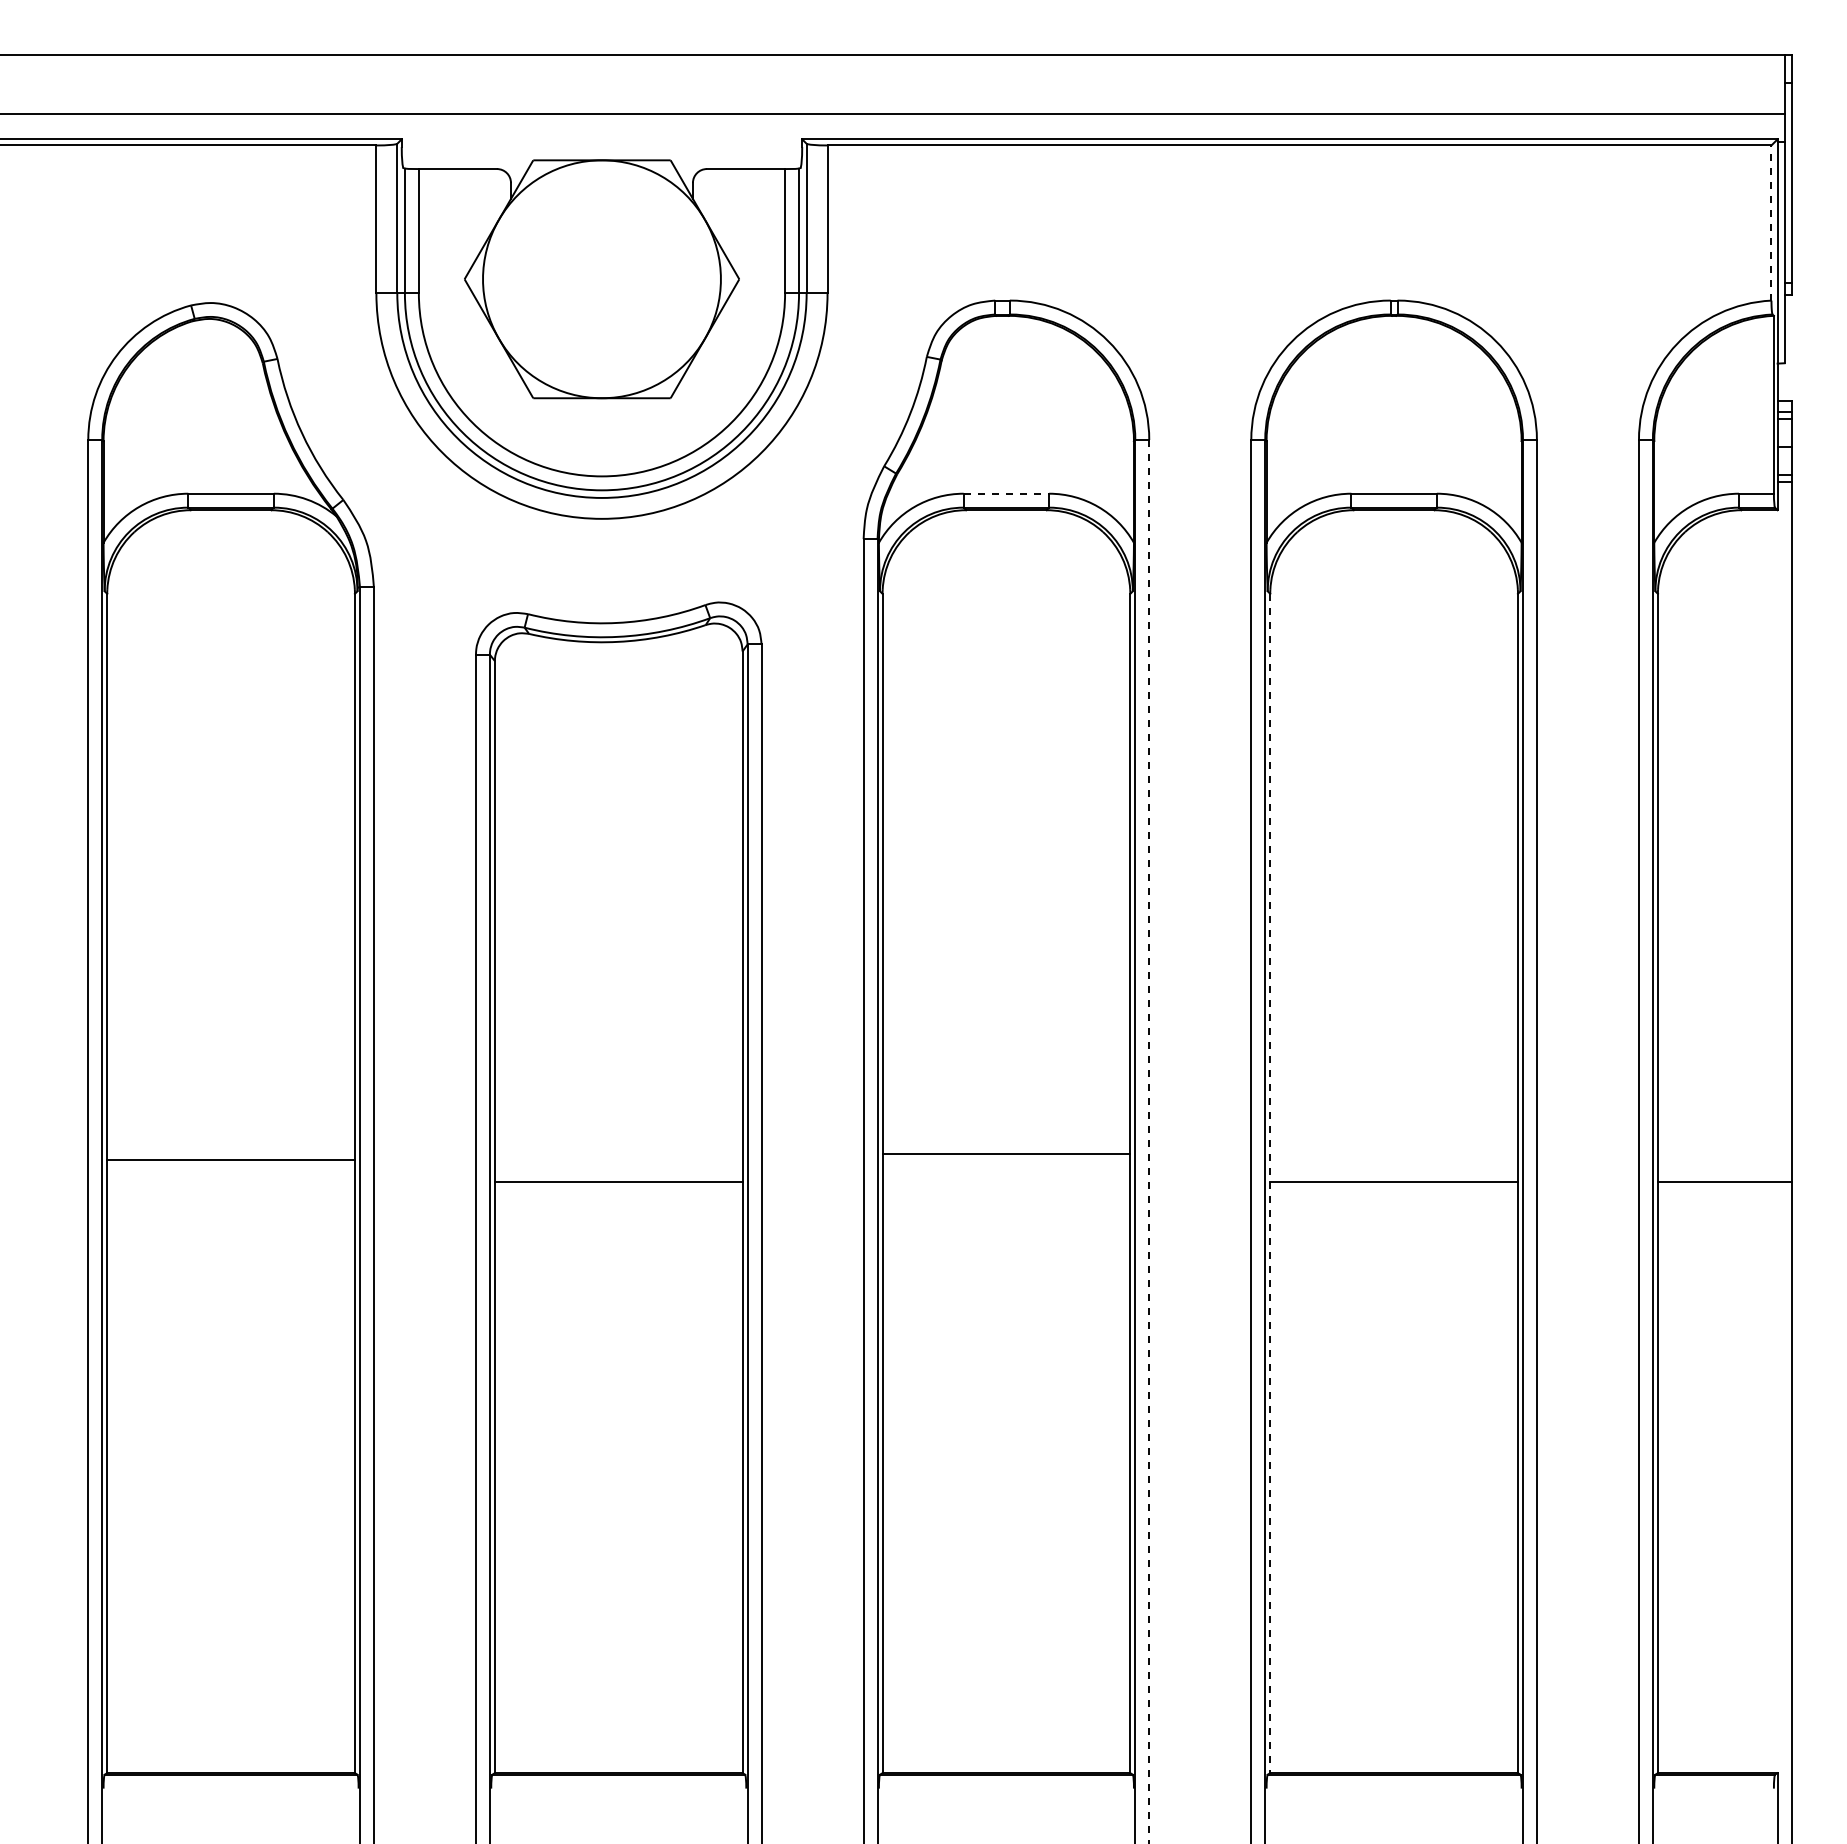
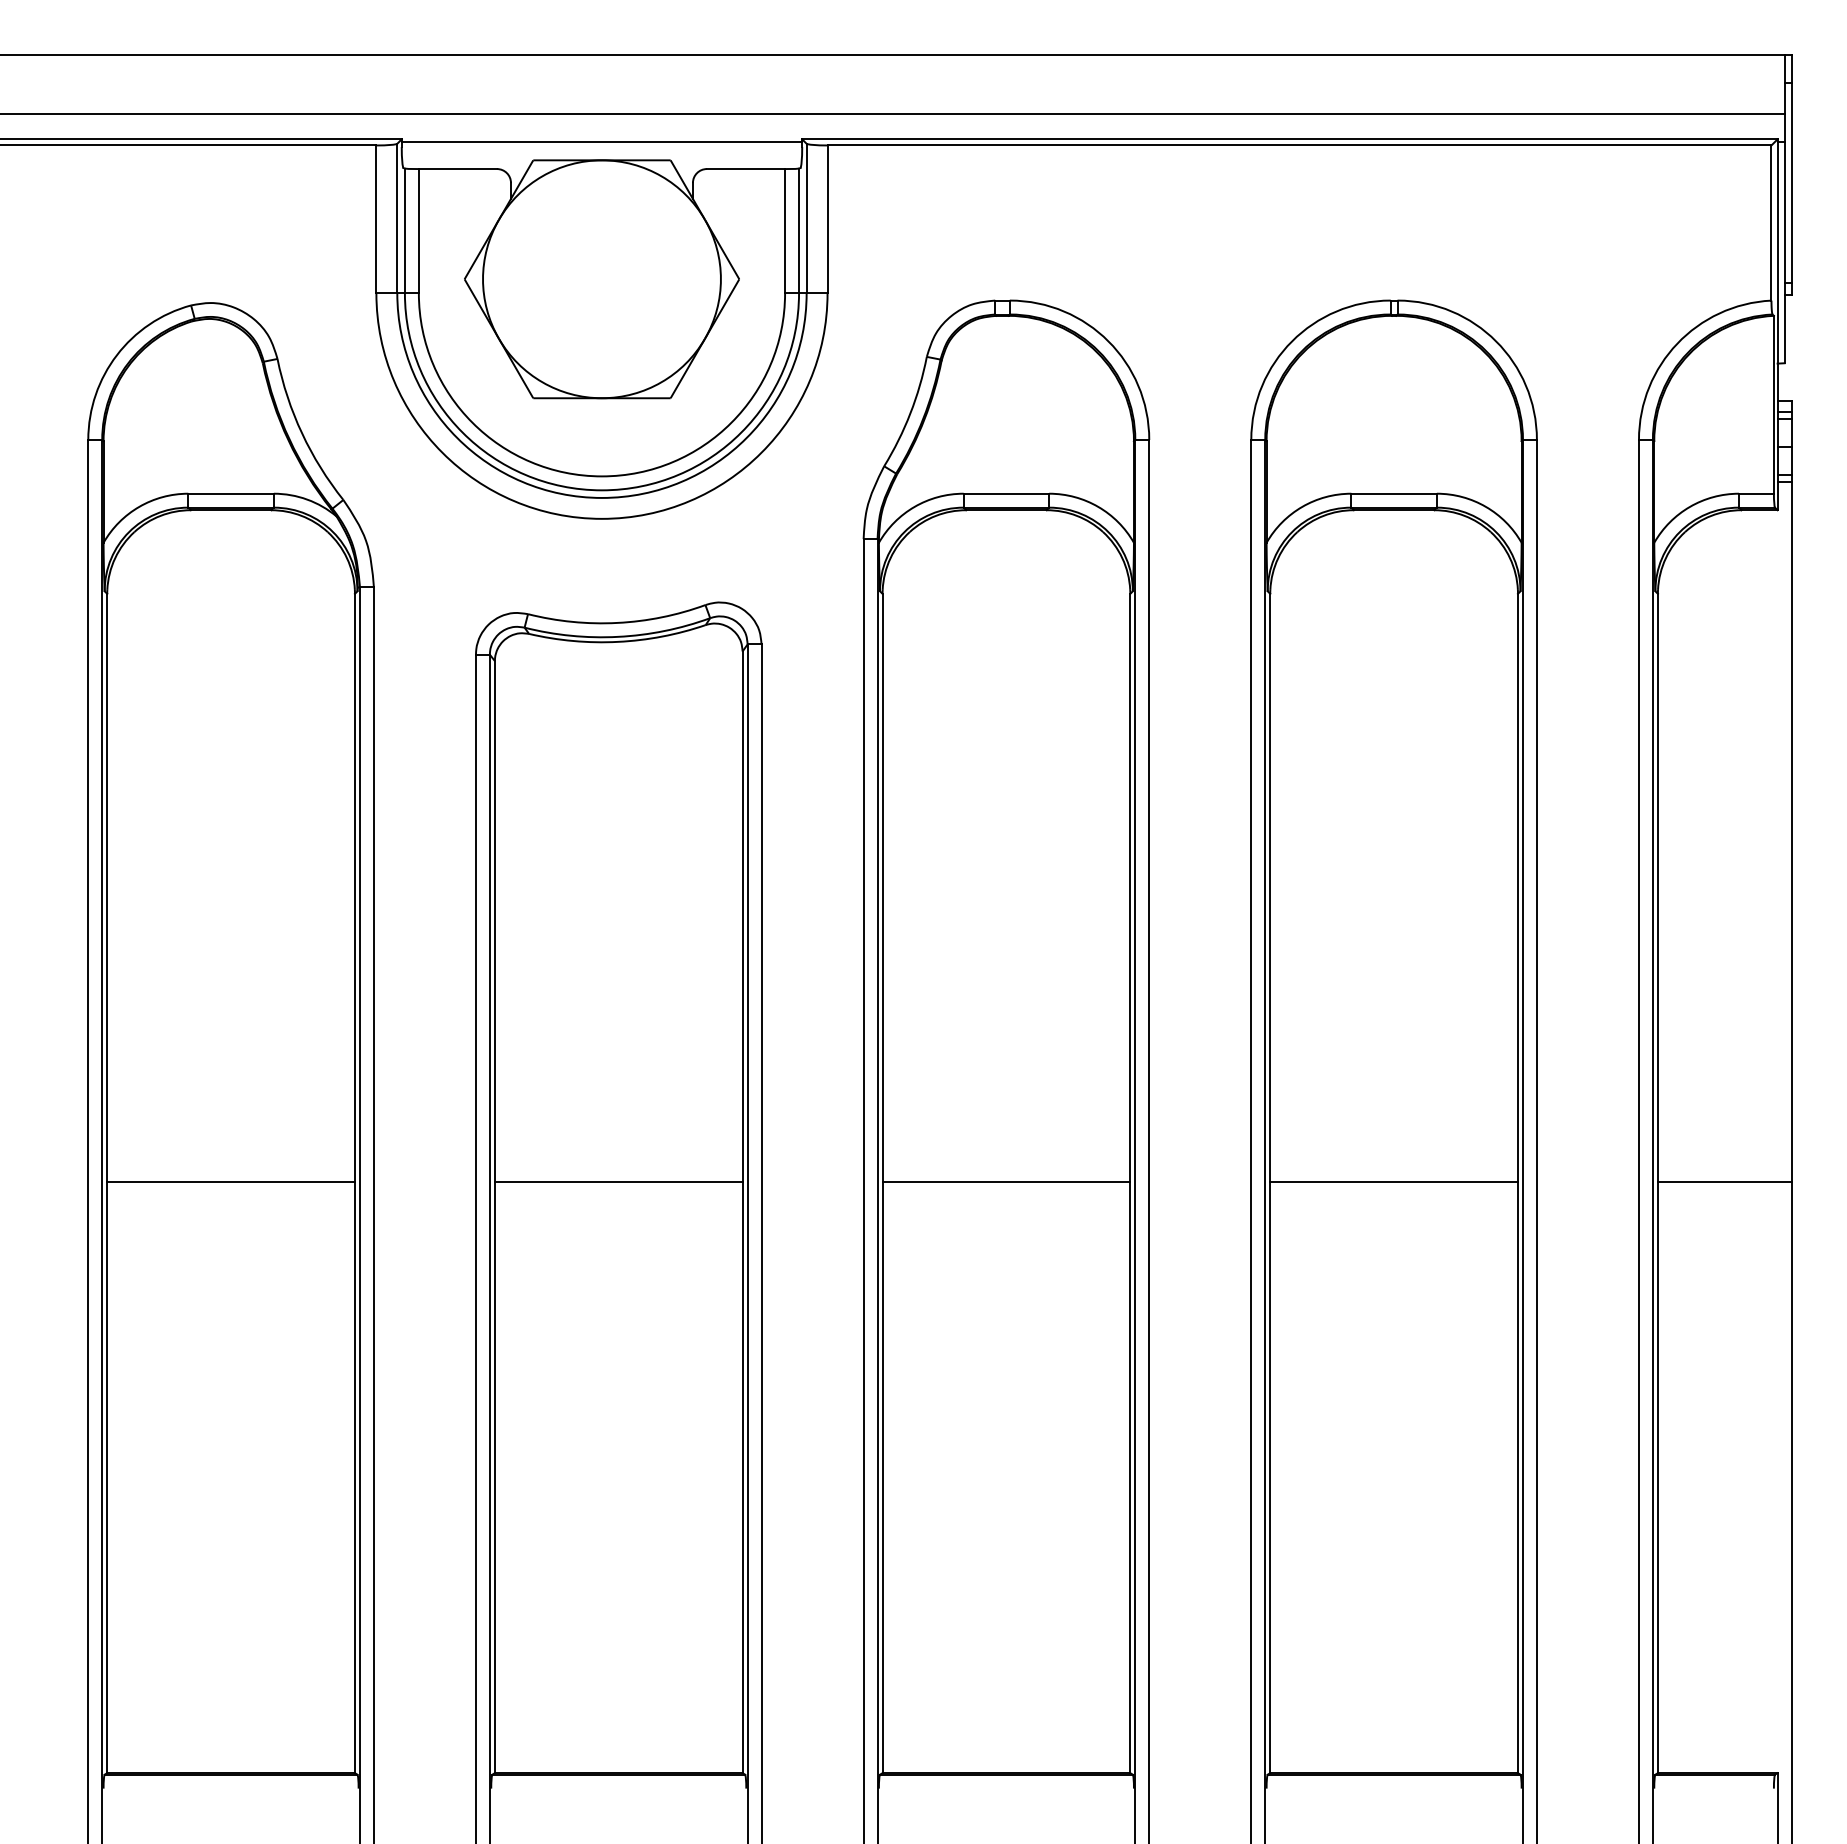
line: none -> present (601, 142)
line: dashed -> solid (1771, 223)
line: dashed -> solid (1006, 493)
line: dashed -> solid (1149, 1141)
line position: (1006, 1153) -> (1006, 1181) (1006, 1181)
line position: (230, 1159) -> (230, 1181) (230, 1181)
line: dashed -> solid (1270, 1183)
